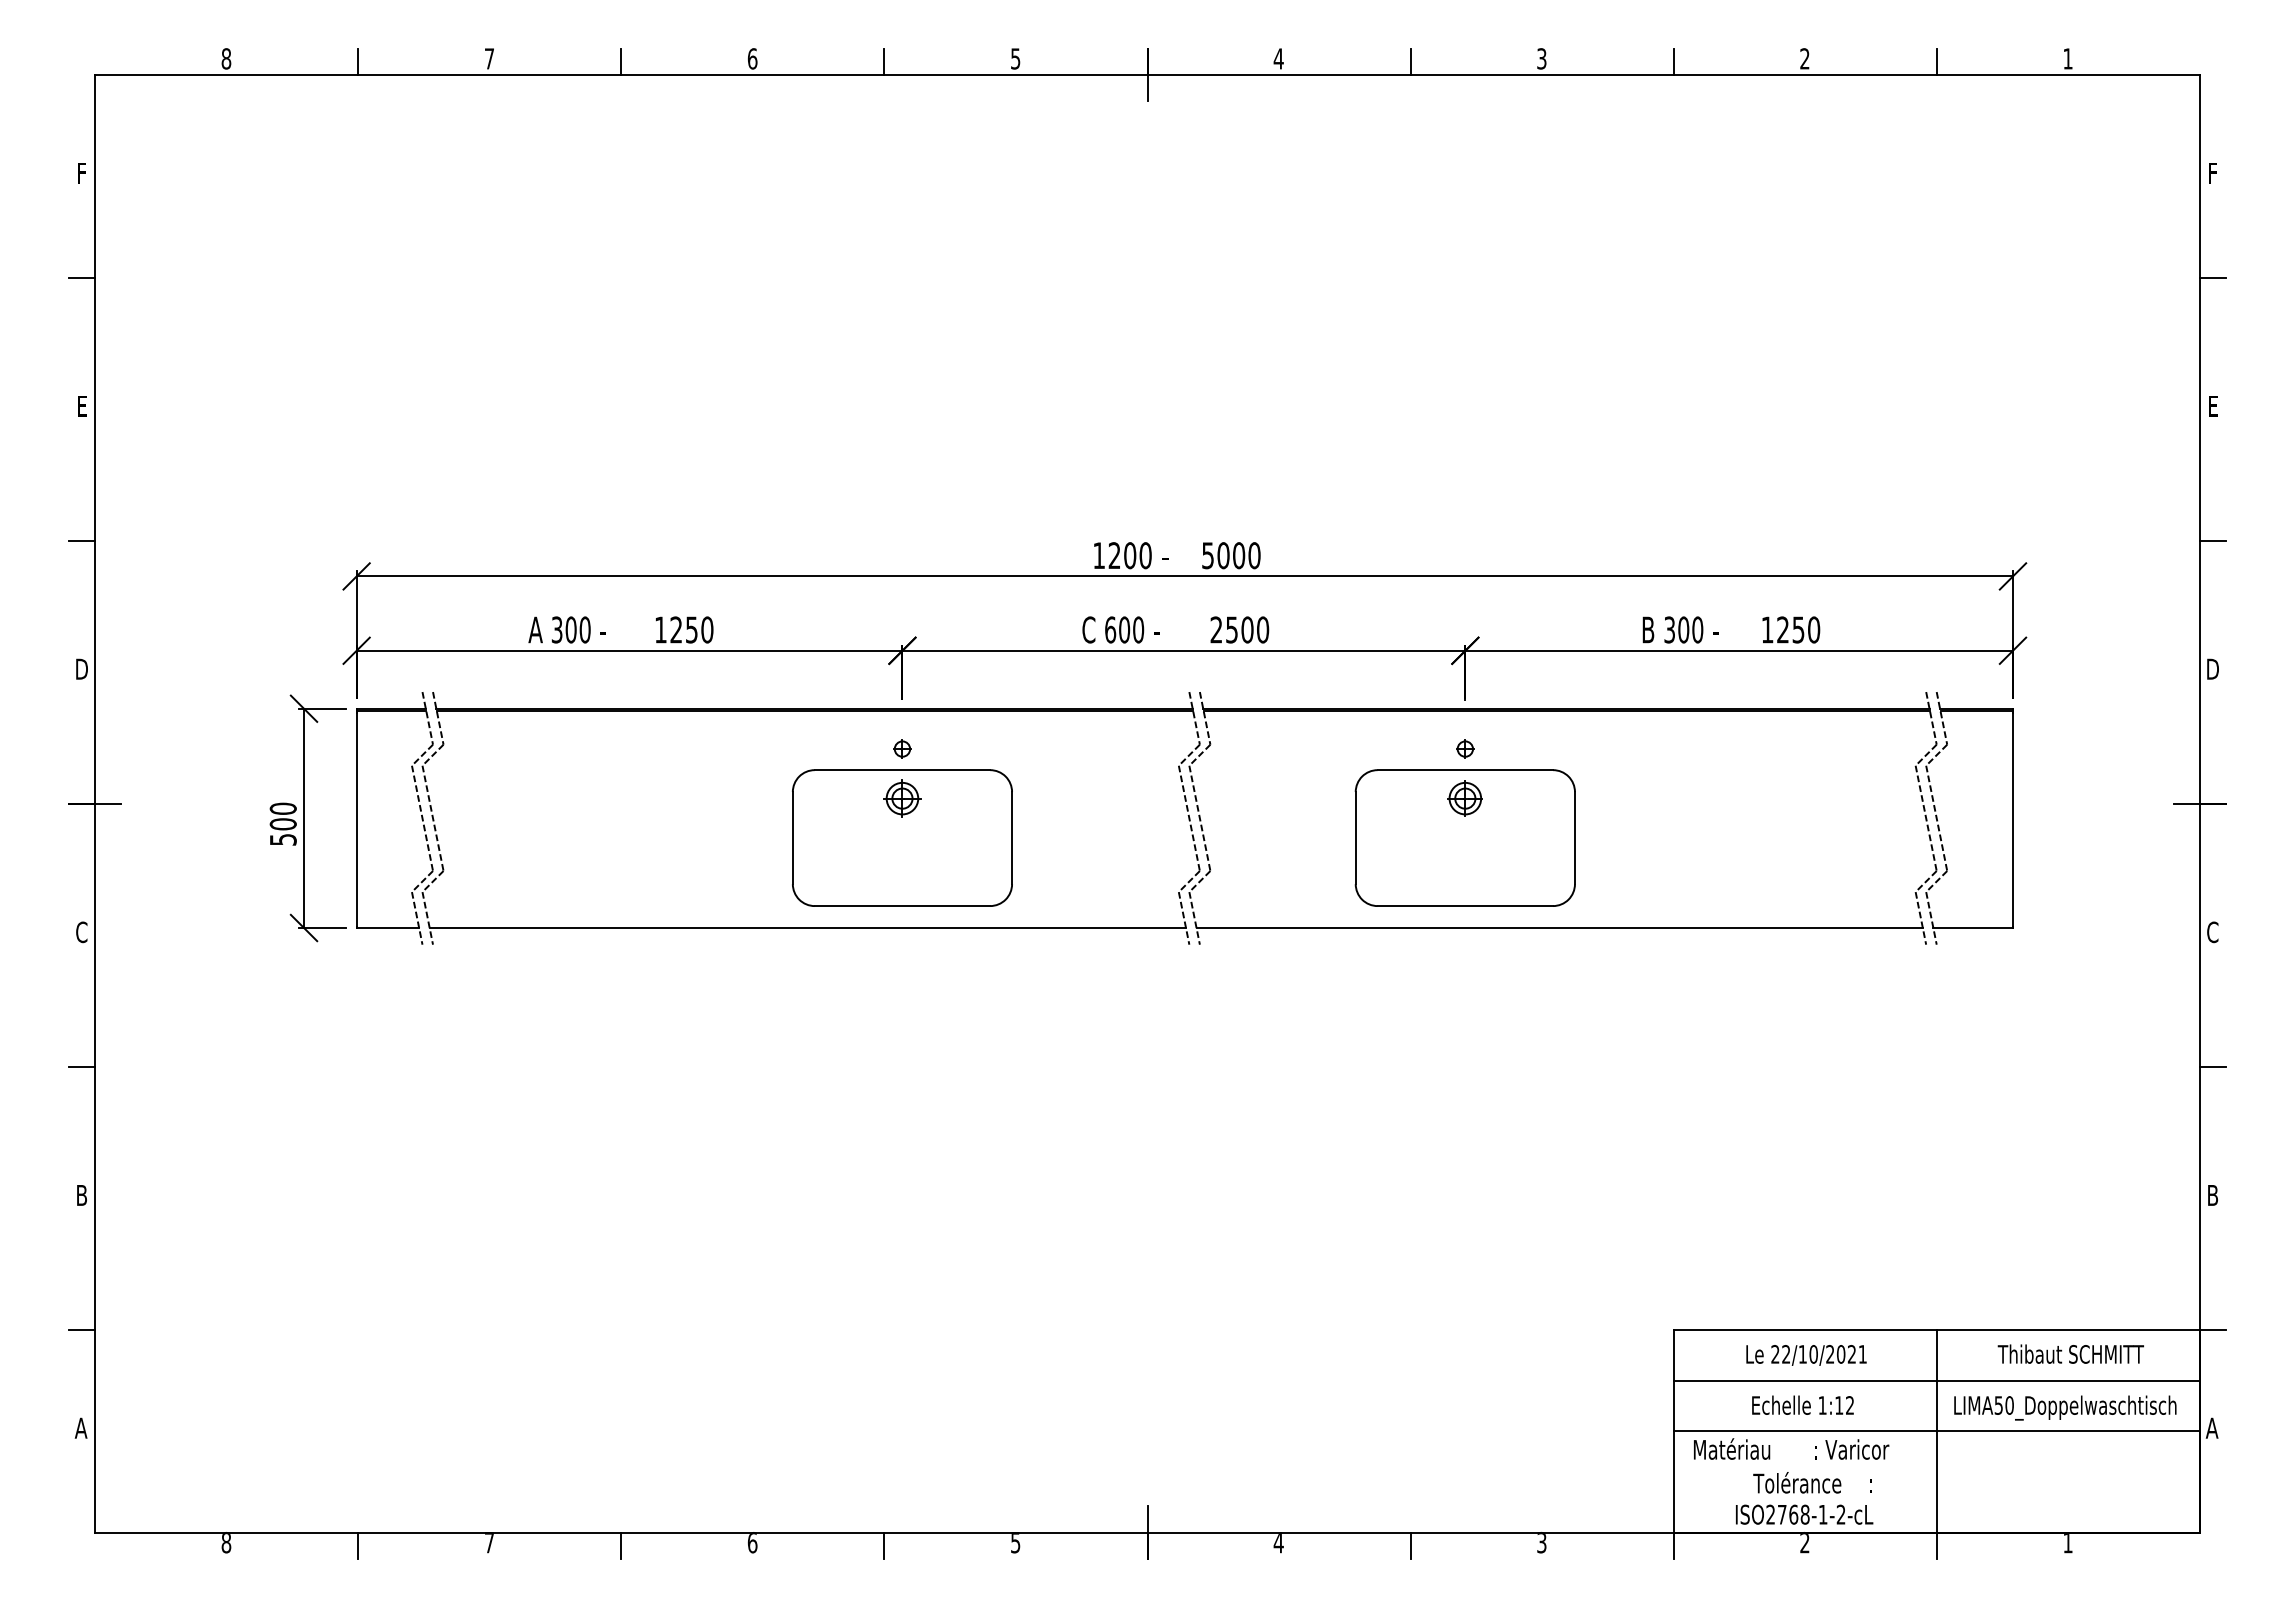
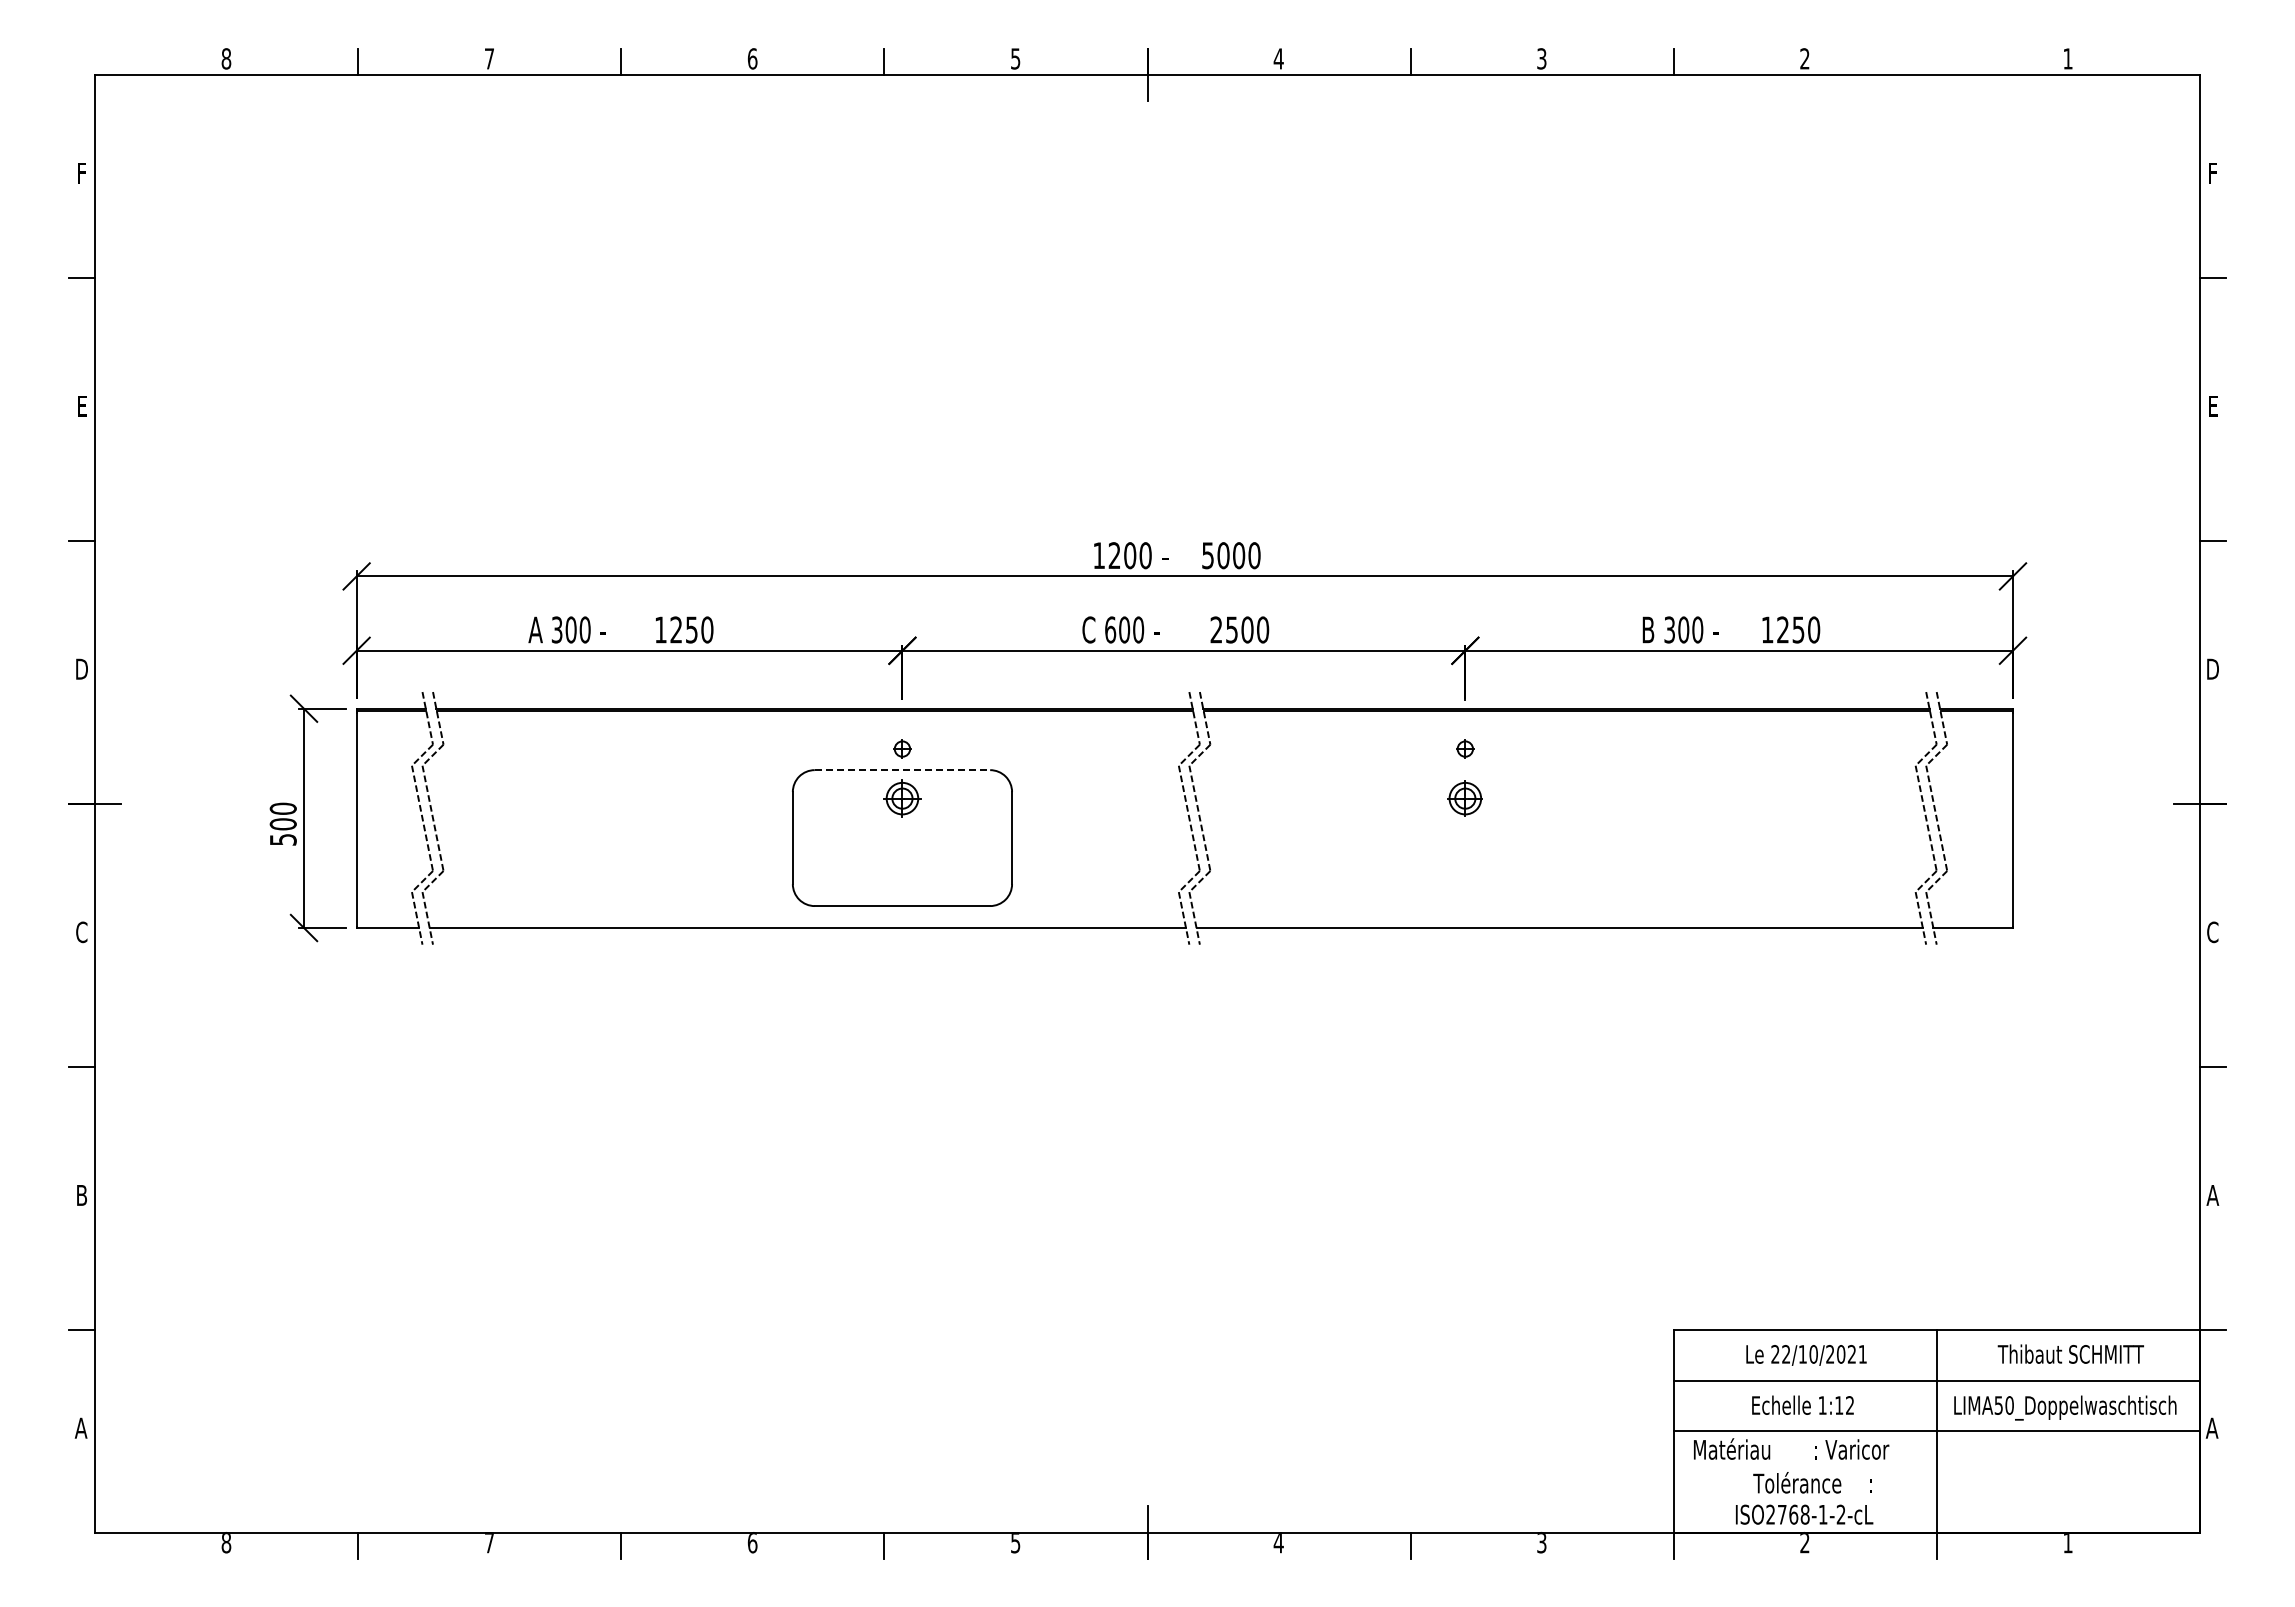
line: present -> none (1936, 61)
line: solid -> dashed (902, 770)
part: present -> none (1464, 837)
text: B -> A (2212, 1195)
